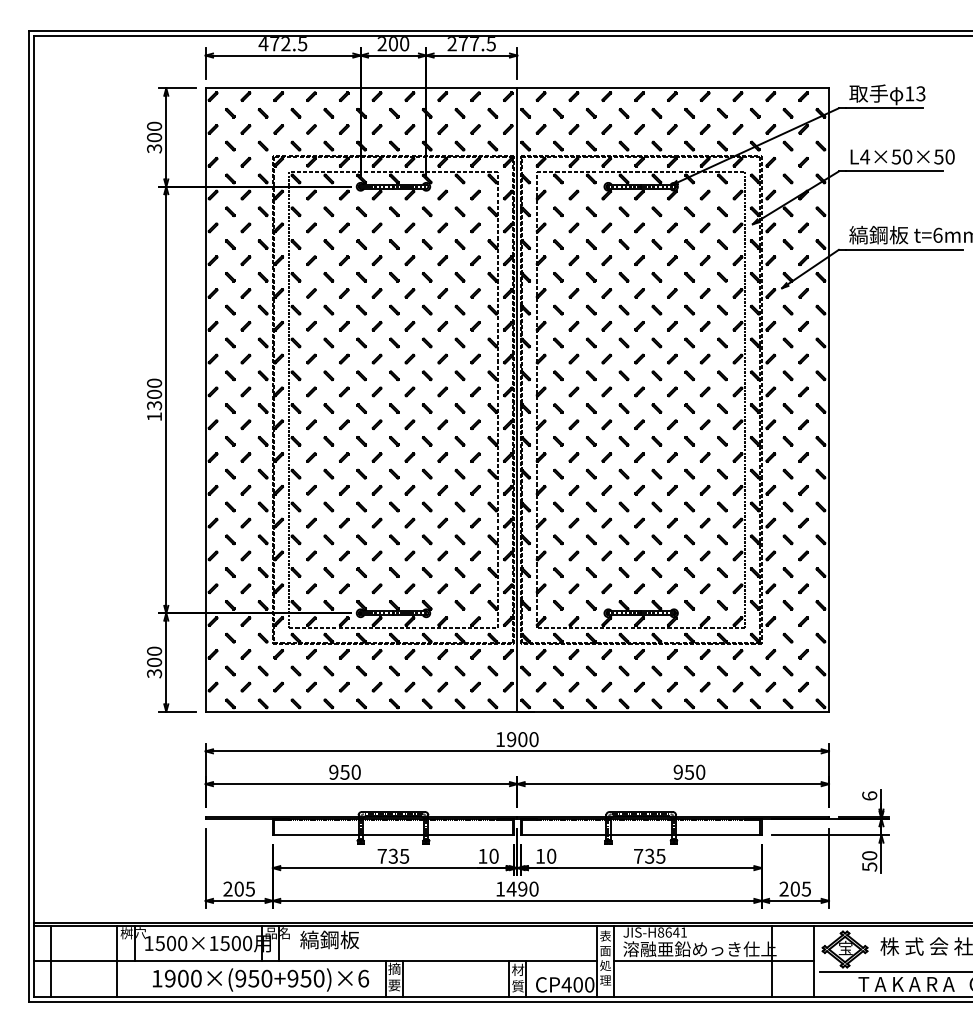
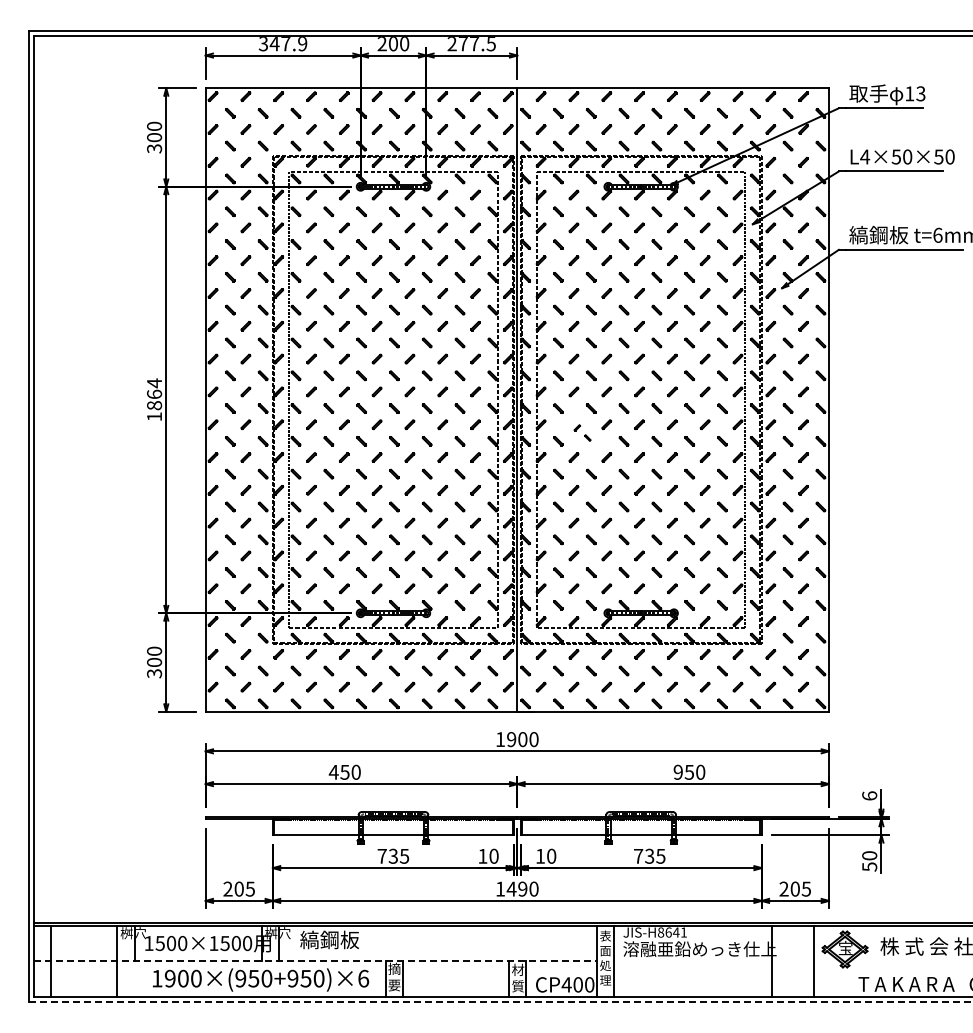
text: 472.5 -> 347.9 (282, 44)
text: 1300 -> 1864 (154, 394)
part size: 29x28 px -> 19x18 px (582, 432)
text: 950 -> 450 (333, 771)
text: 品名 -> 桝穴 (277, 933)
line: solid -> dashed (316, 961)
line: present -> none (713, 961)
line: present -> none (894, 971)
line: solid -> dashed (501, 1002)
